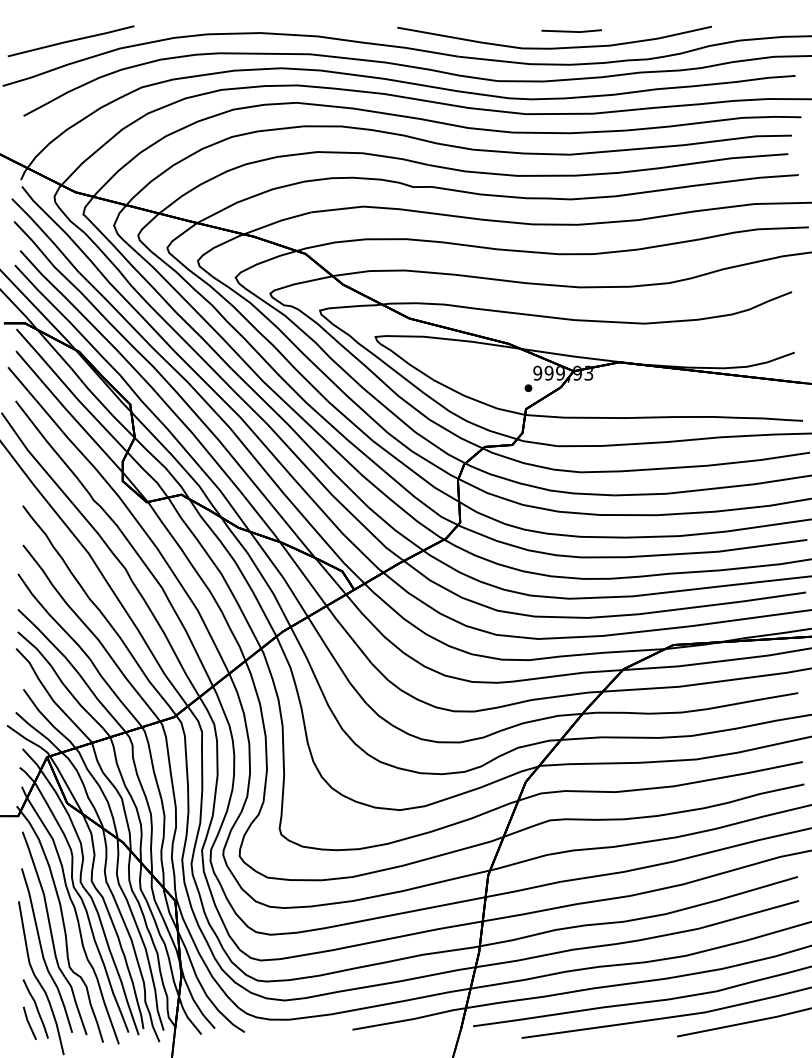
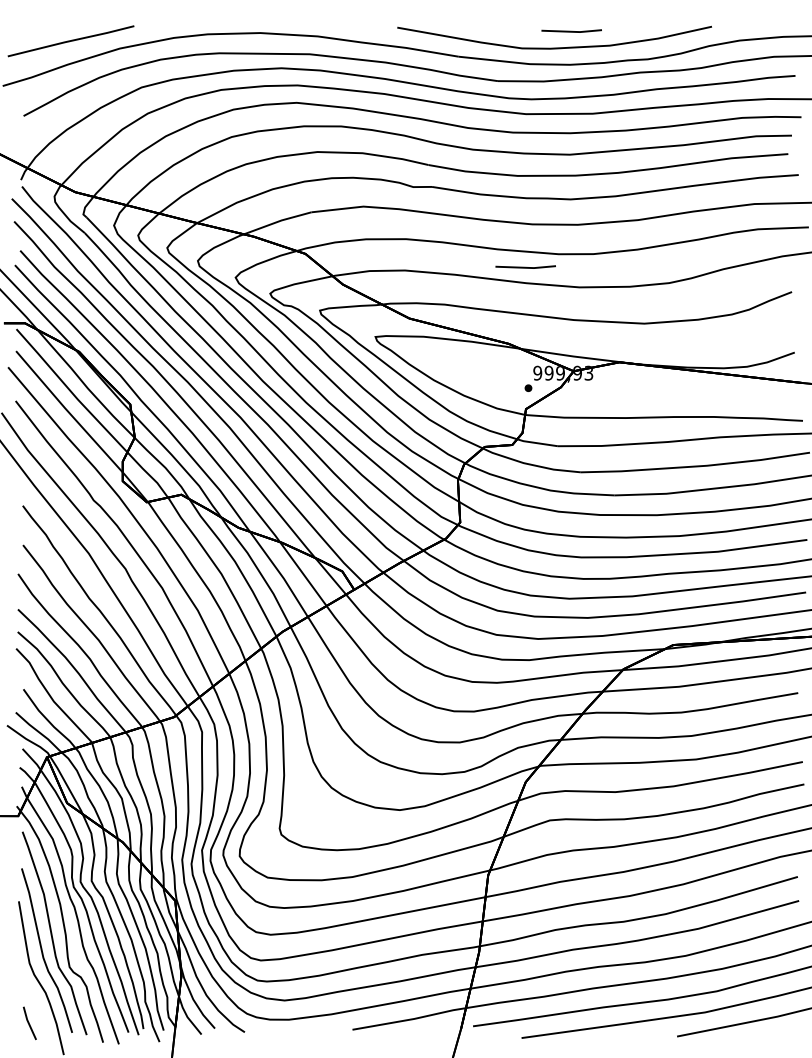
line: none -> present (525, 266)
curve: present -> none (35, 1007)
